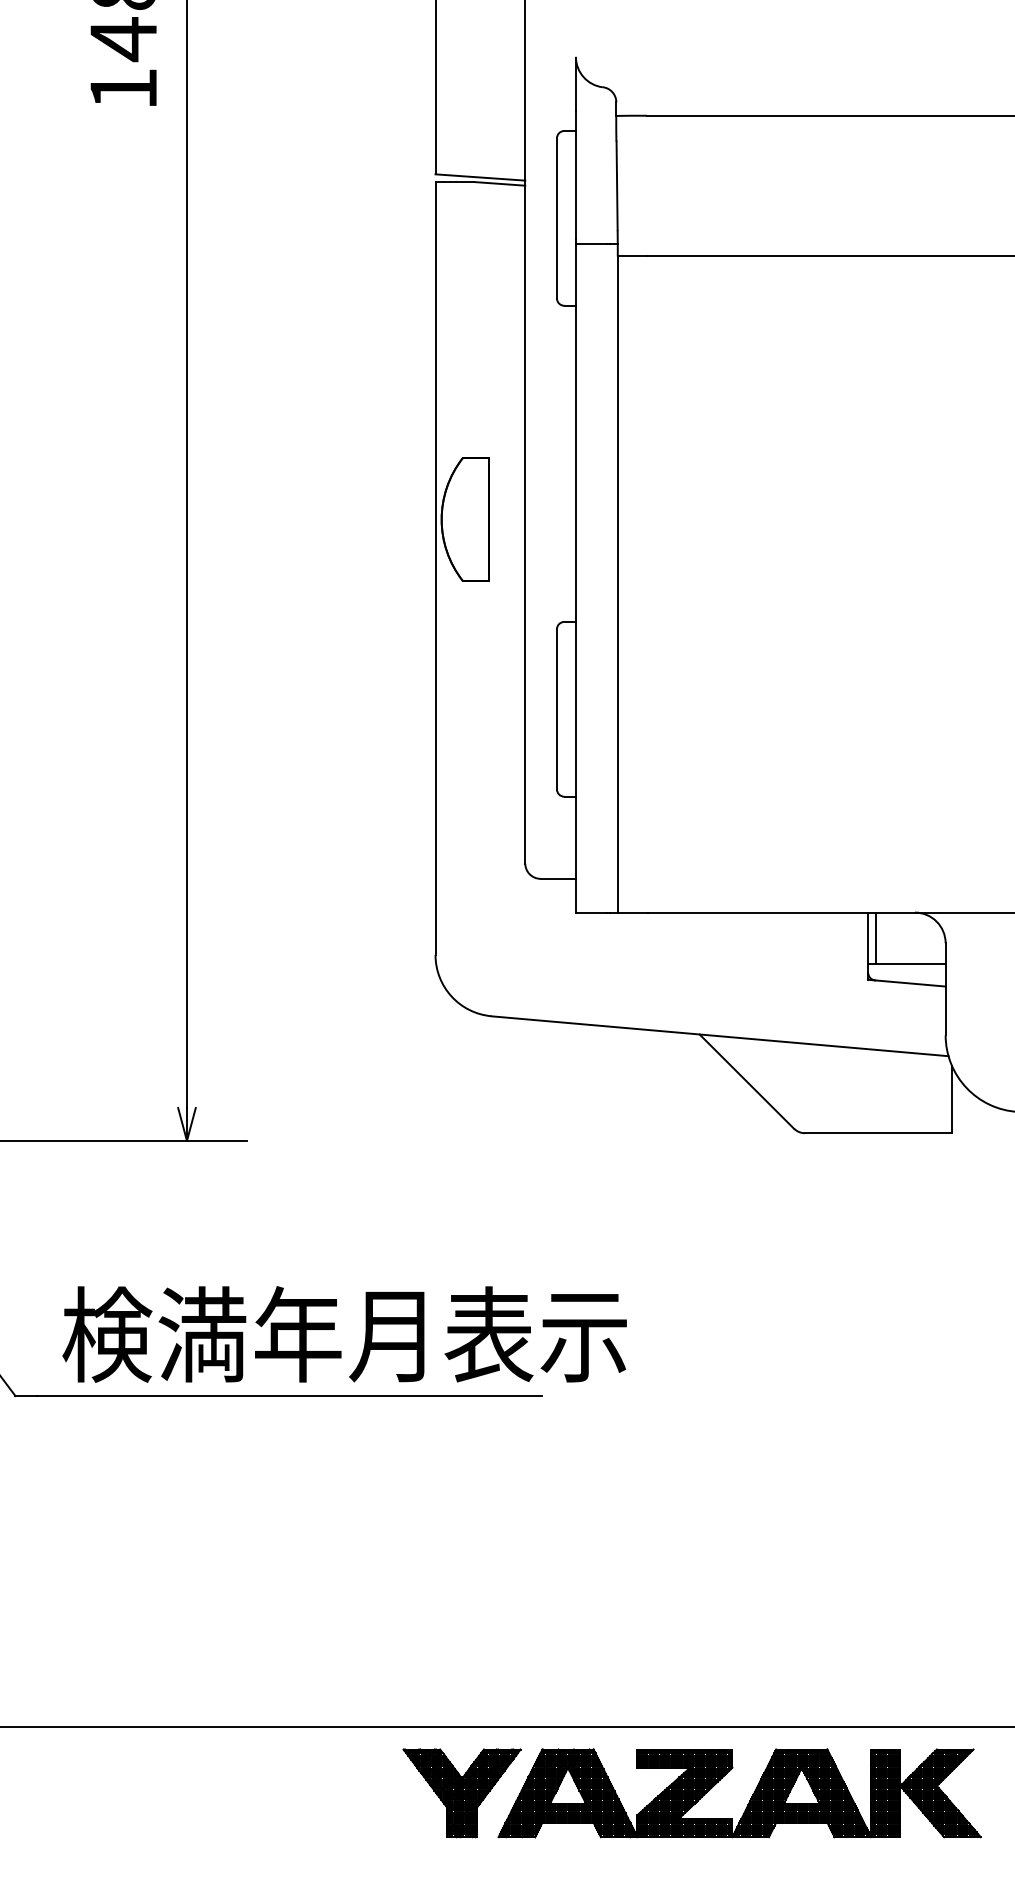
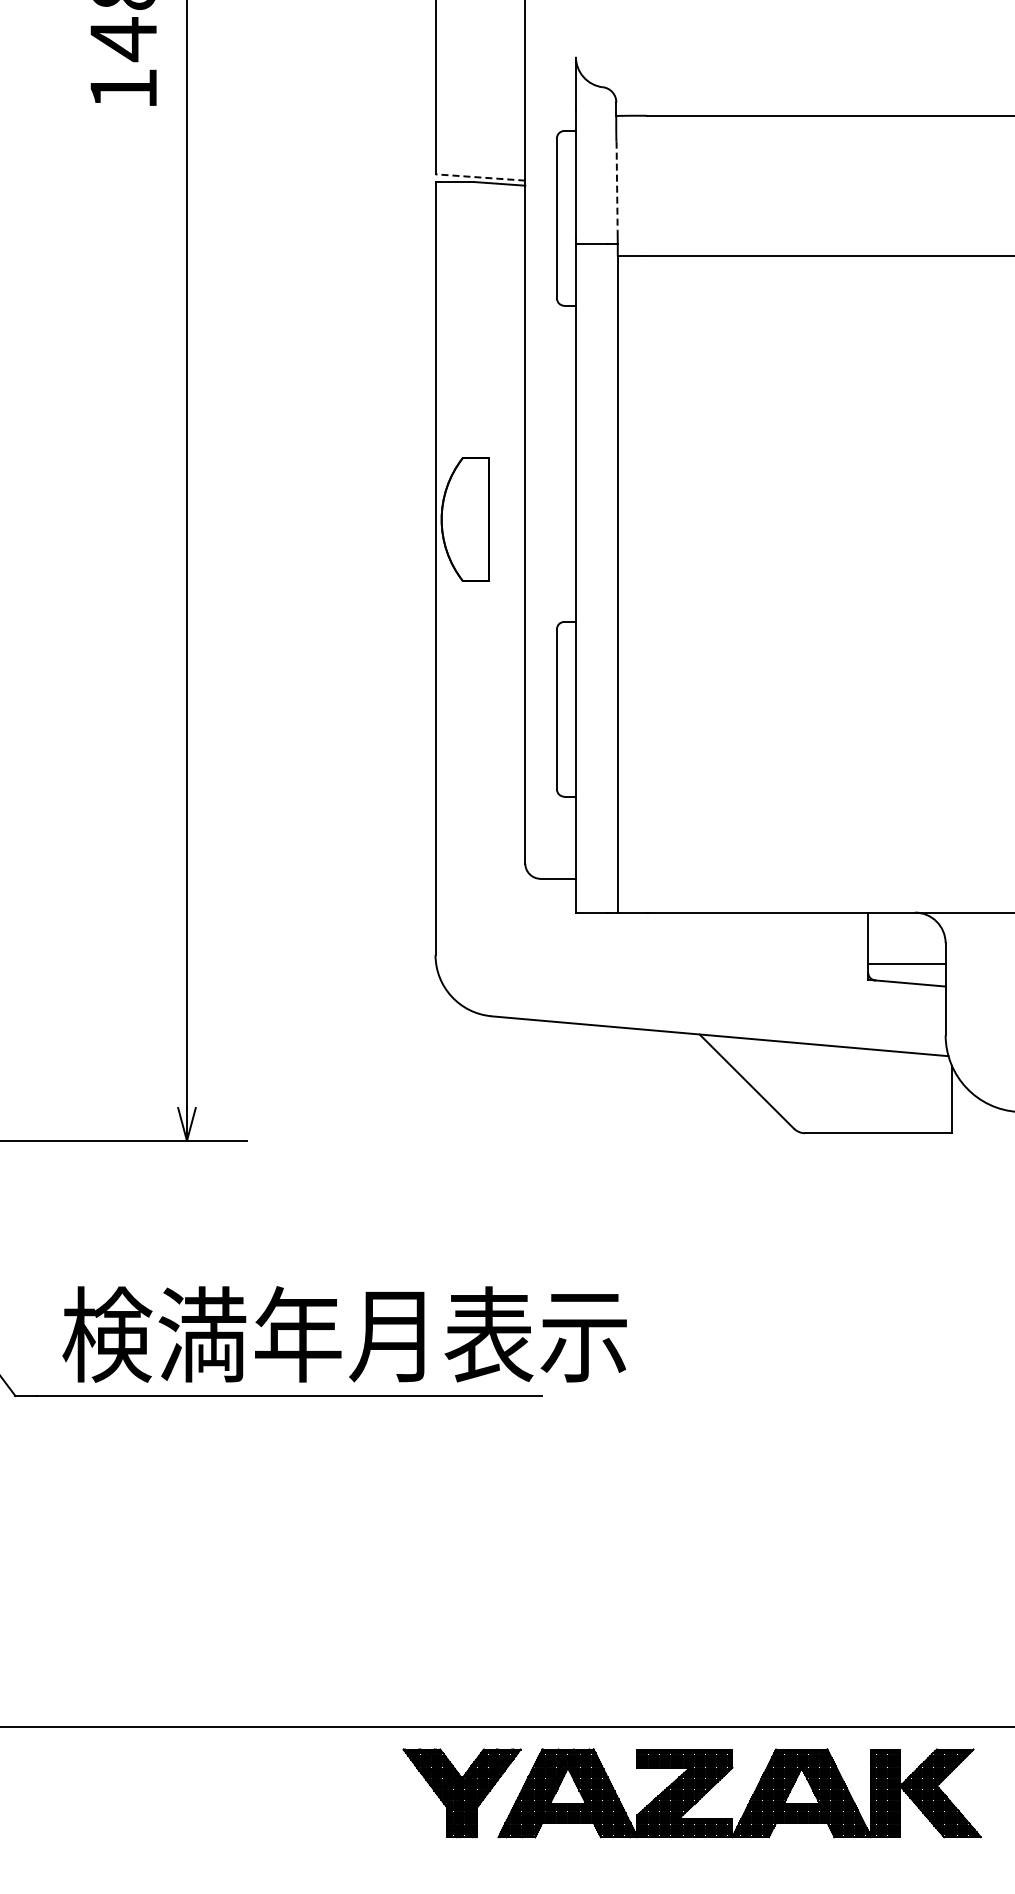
line: solid -> dashed (480, 177)
line: solid -> dashed (617, 186)
line: present -> none (875, 938)
